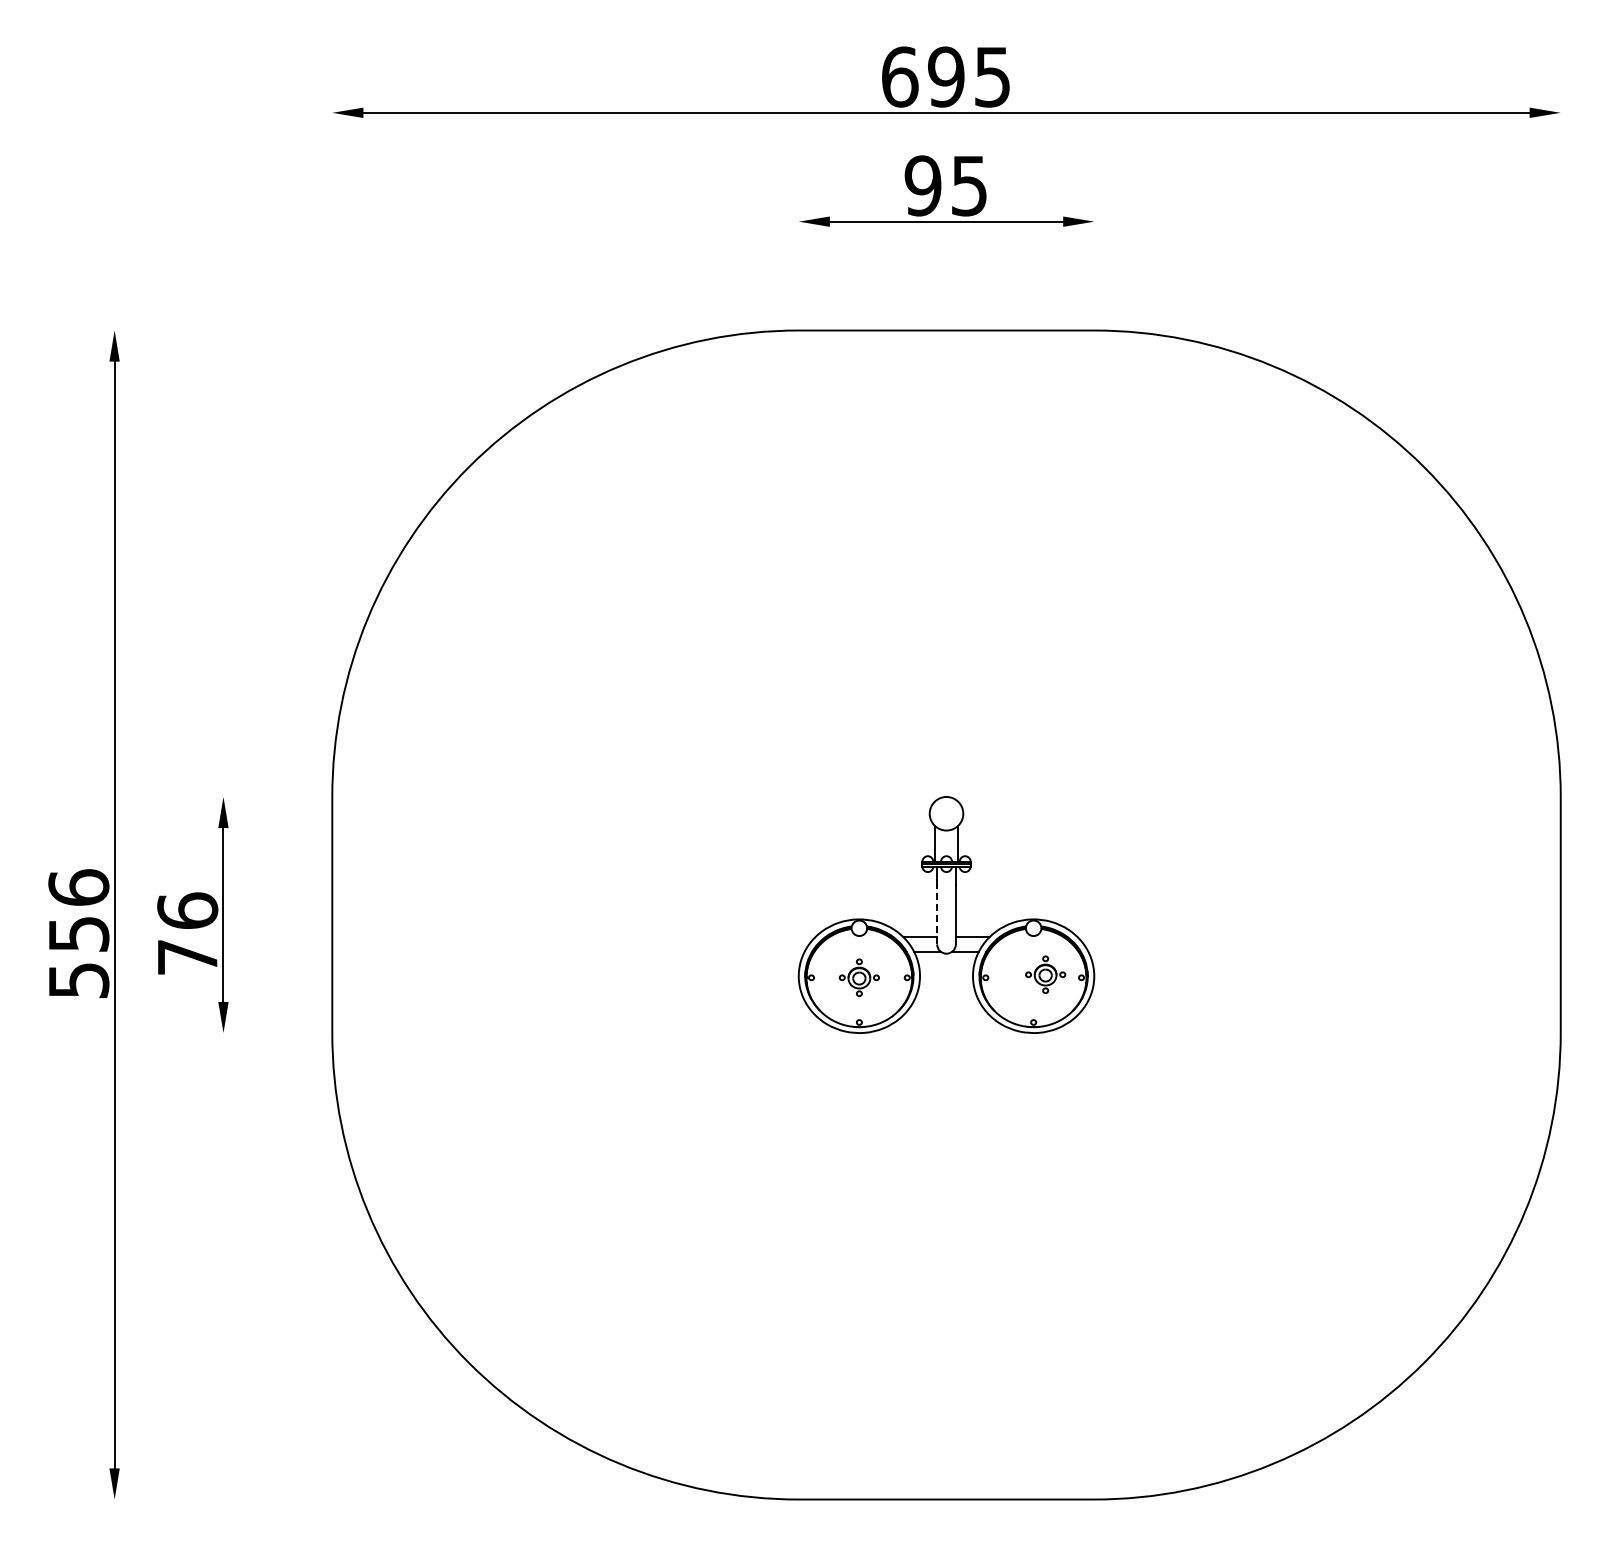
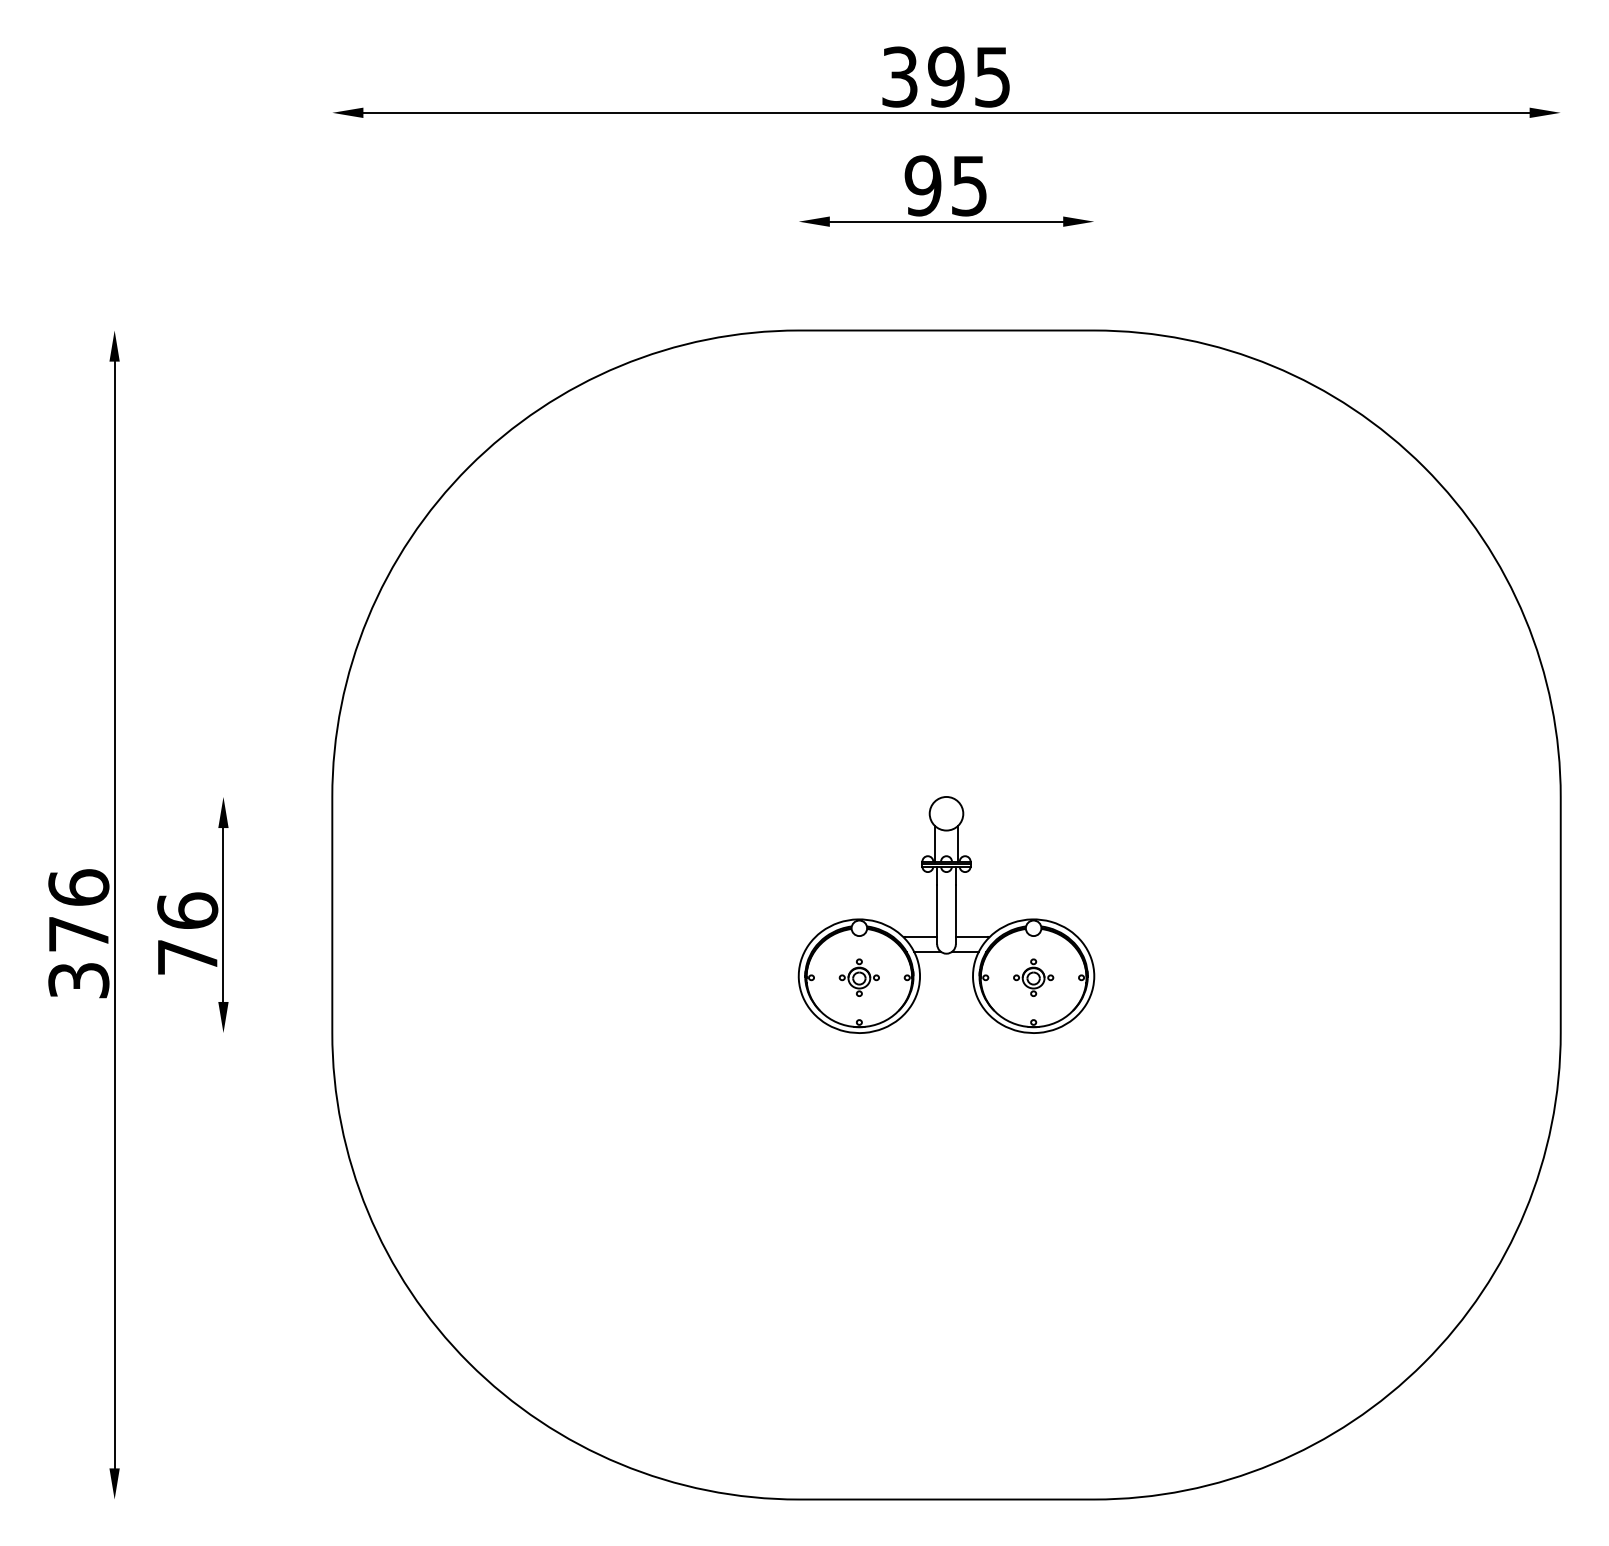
text: 695 -> 395 (900, 76)
line: dashed -> solid (937, 914)
text: 556 -> 376 (78, 957)
part position: (1045, 974) -> (1033, 977) (1033, 977)
